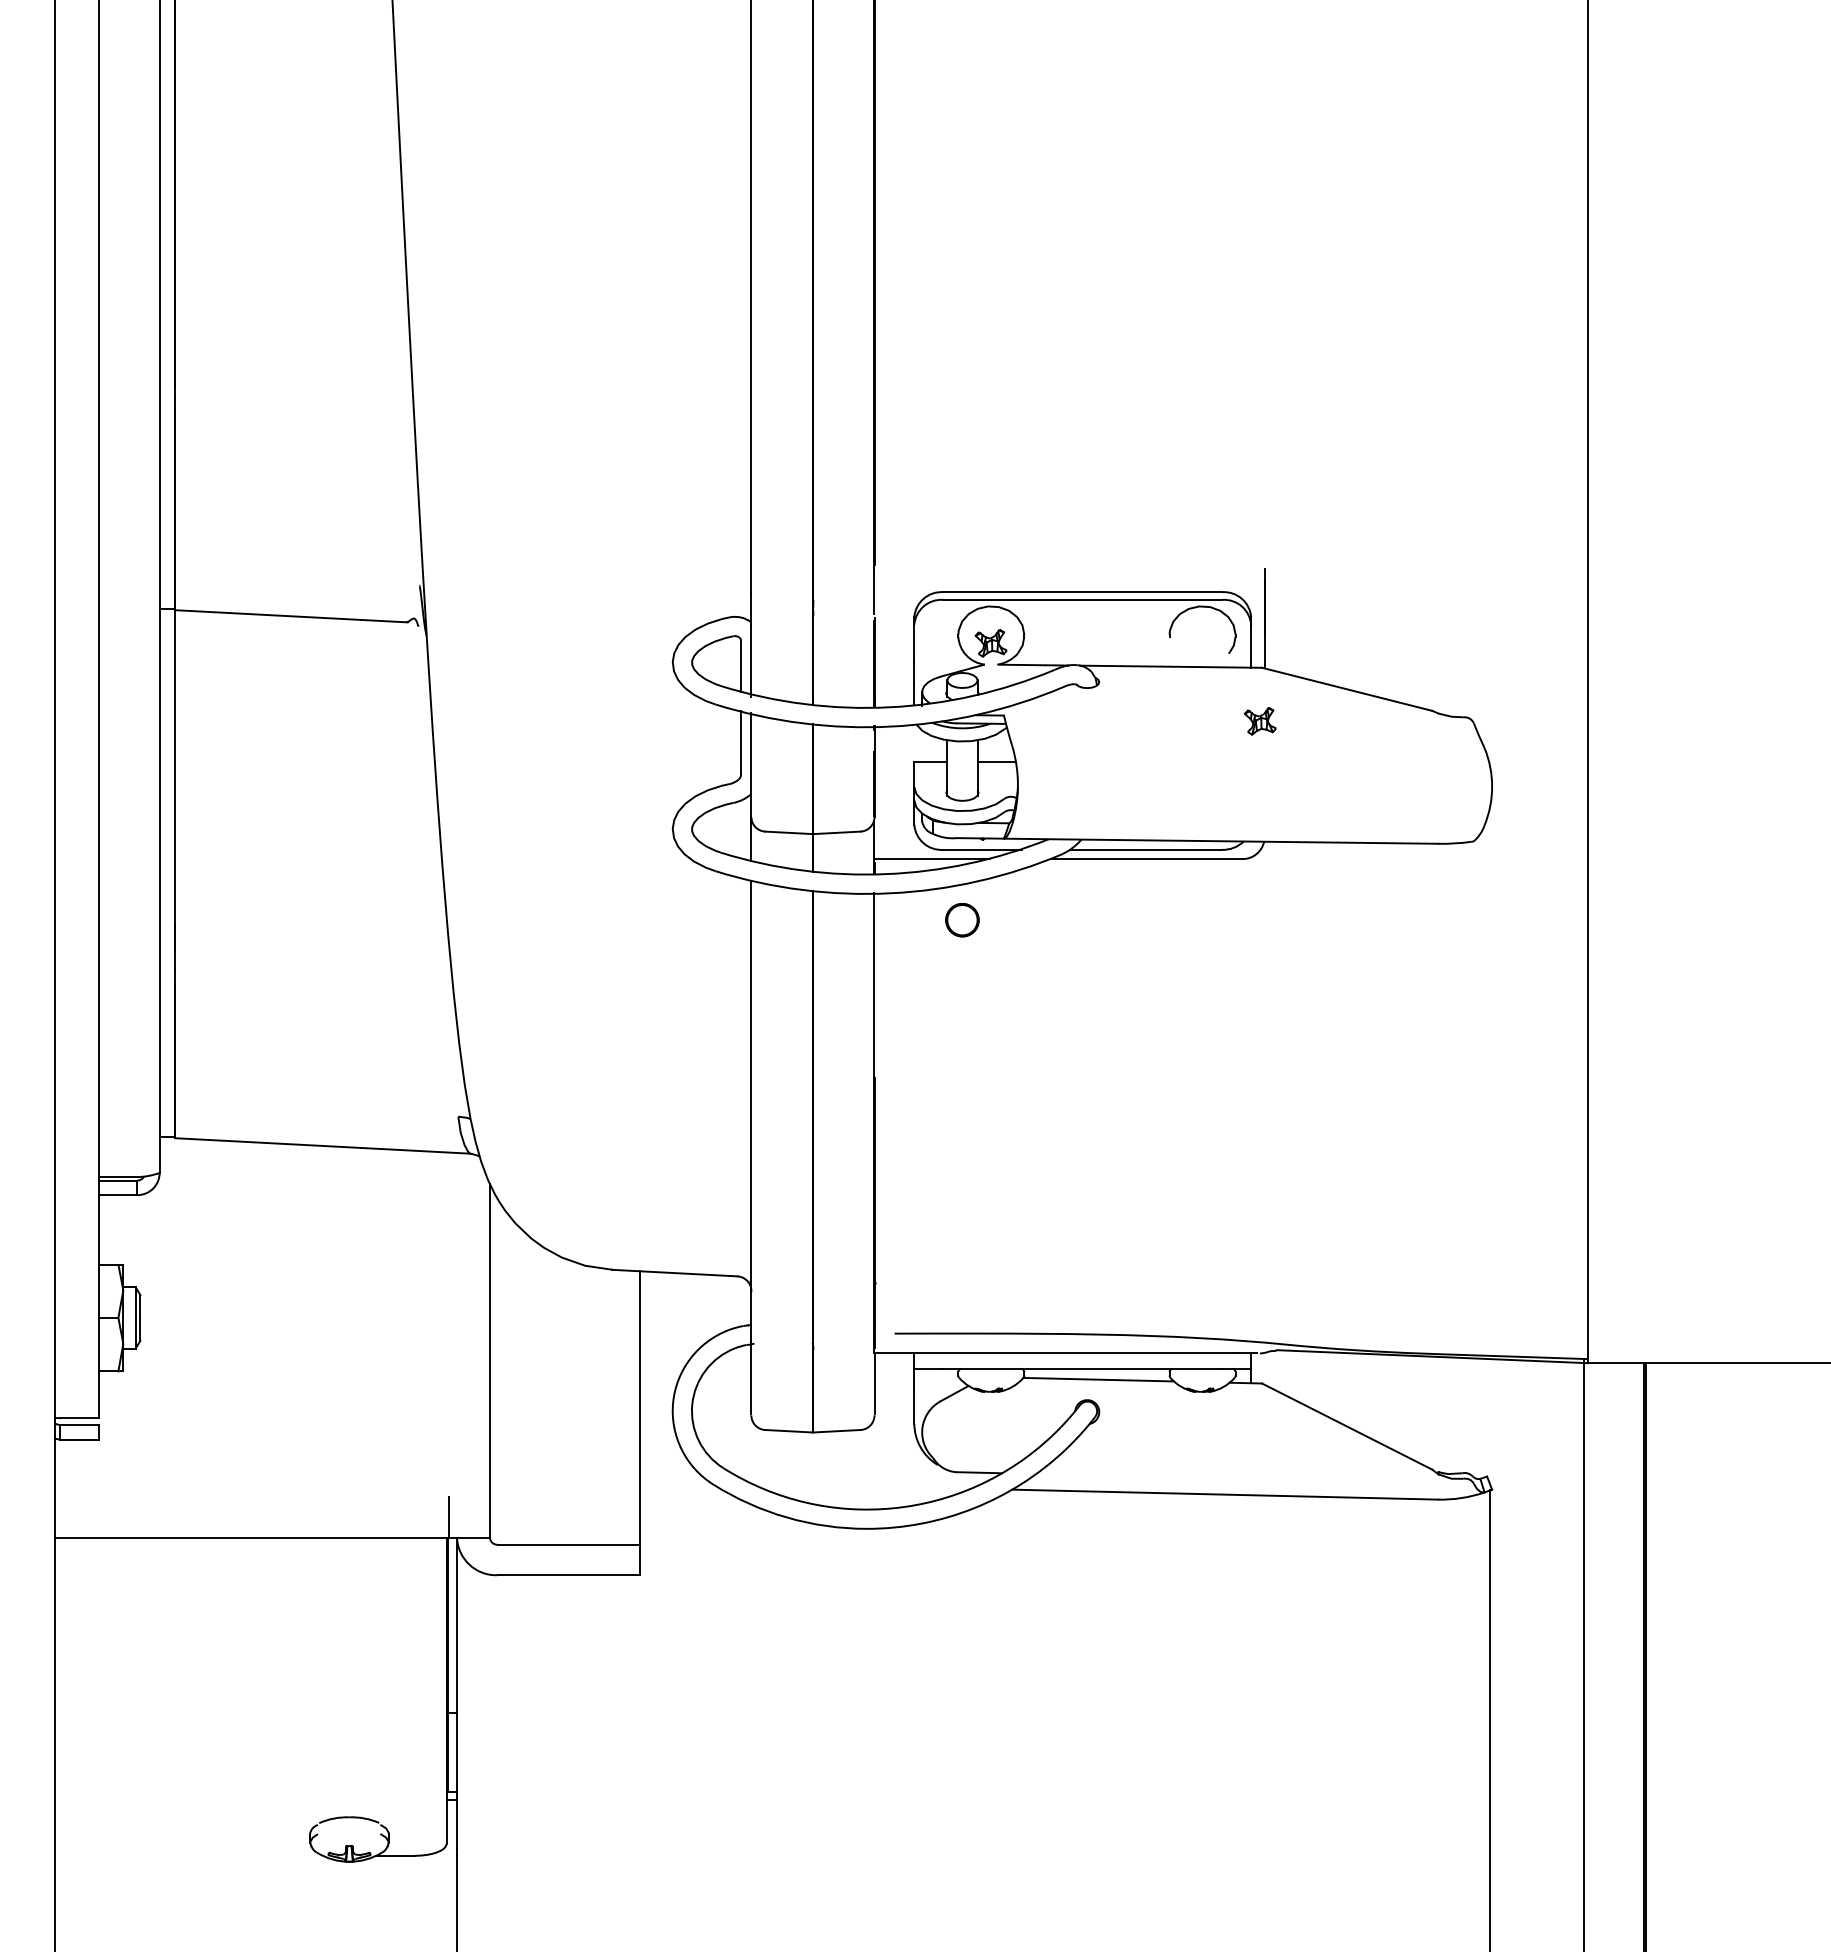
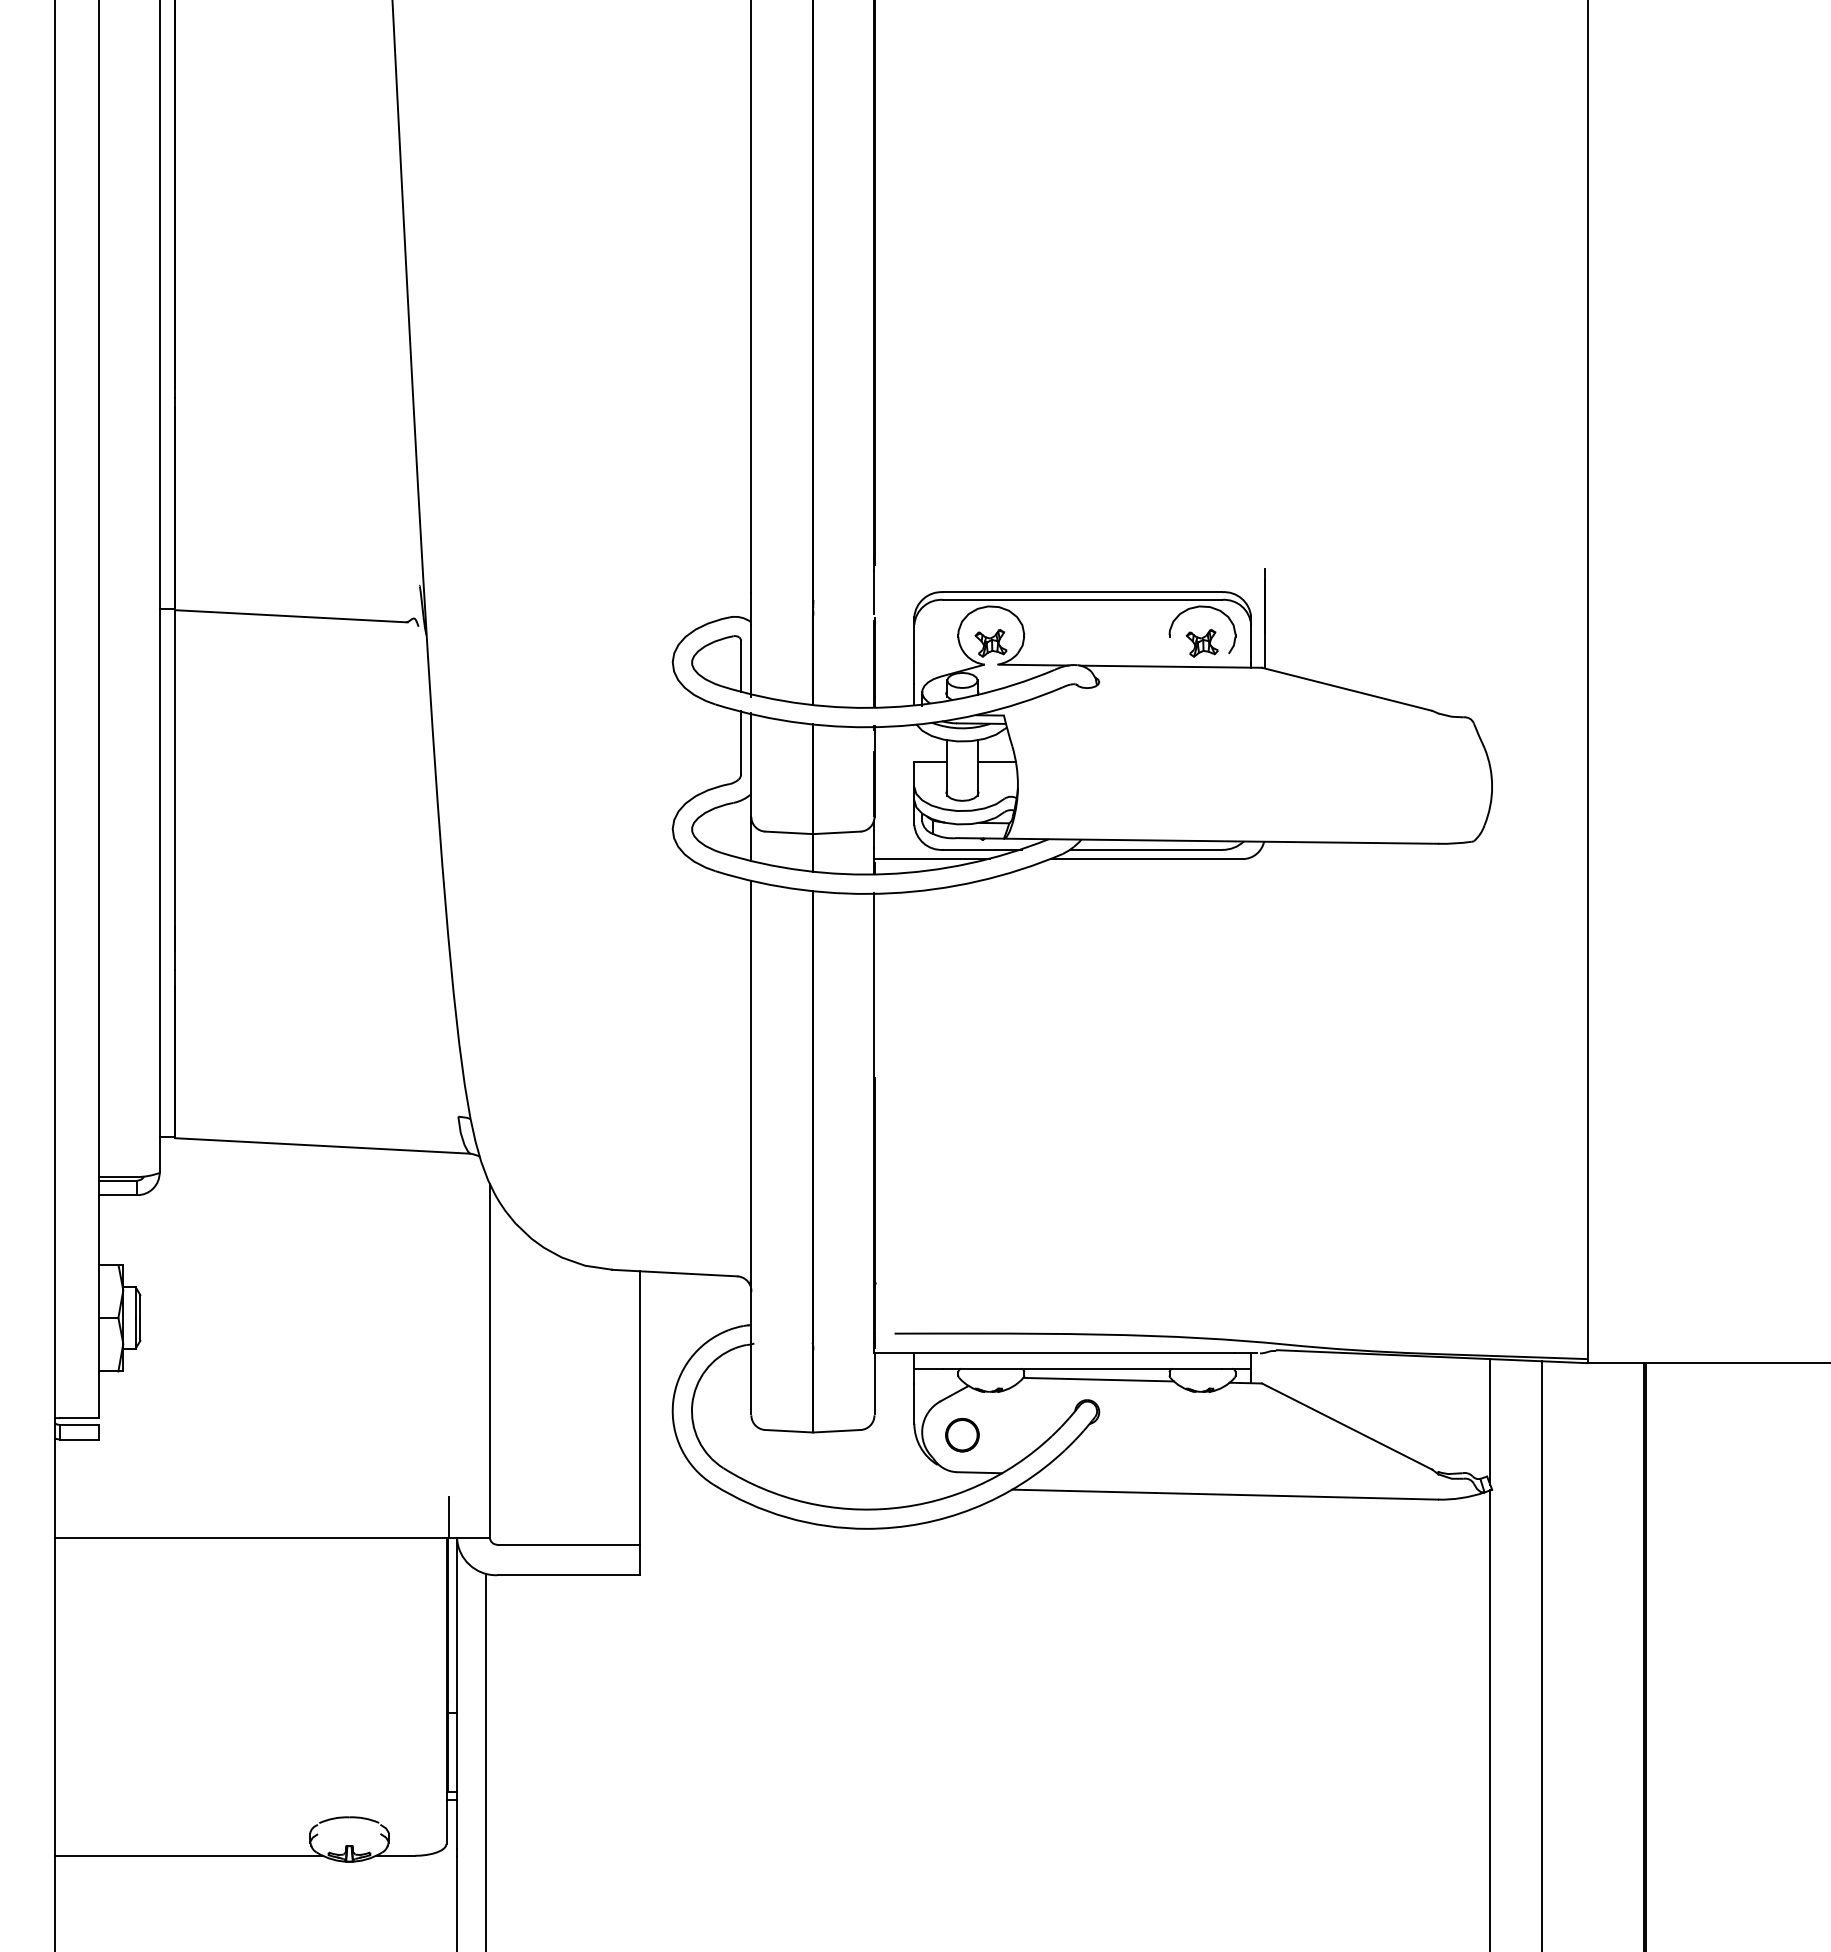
part position: (1259, 721) -> (1201, 643) (1201, 643)
circle position: (962, 920) -> (962, 1435) (962, 1435)
line: none -> present (1490, 1422)
line position: (1584, 1654) -> (1542, 1654) (1542, 1654)
line: none -> present (485, 1760)
line: none -> present (188, 1855)
